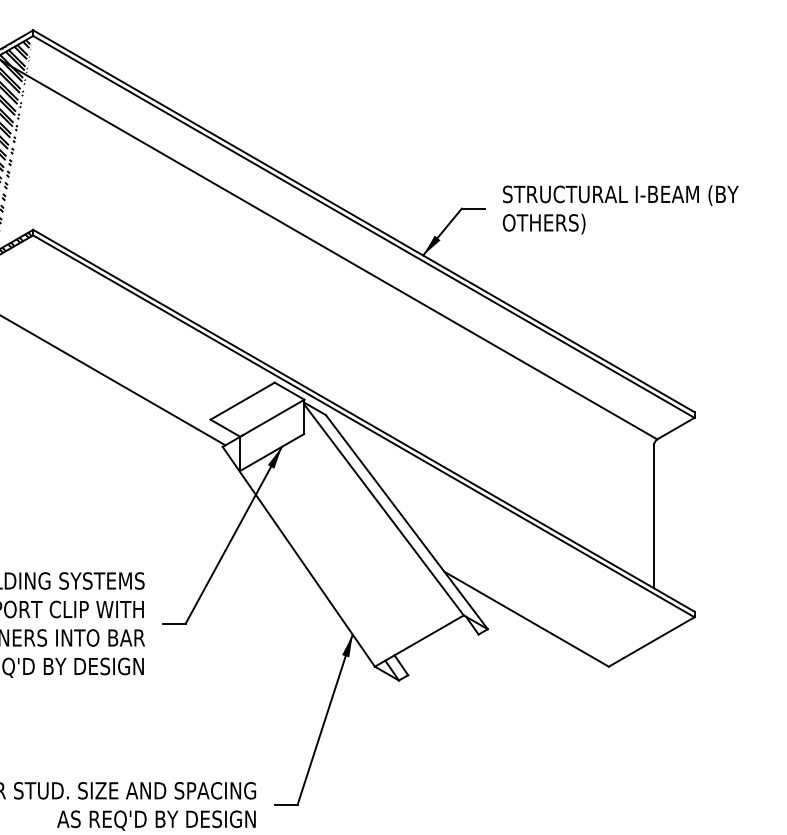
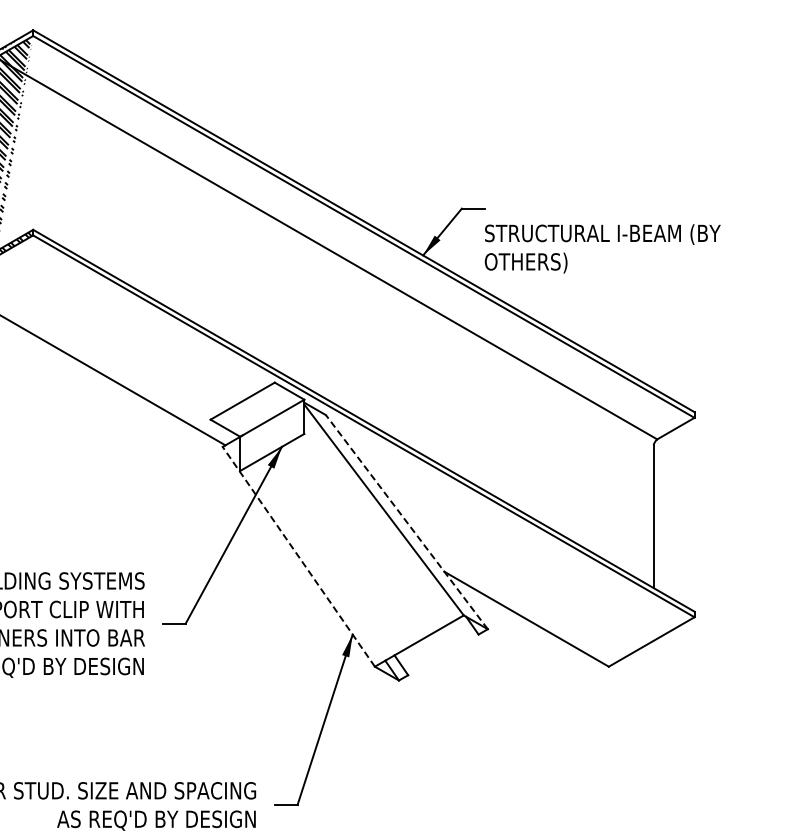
text position: (620, 209) -> (602, 248) (602, 248)
line: solid -> dashed (406, 521)
line: solid -> dashed (298, 556)
